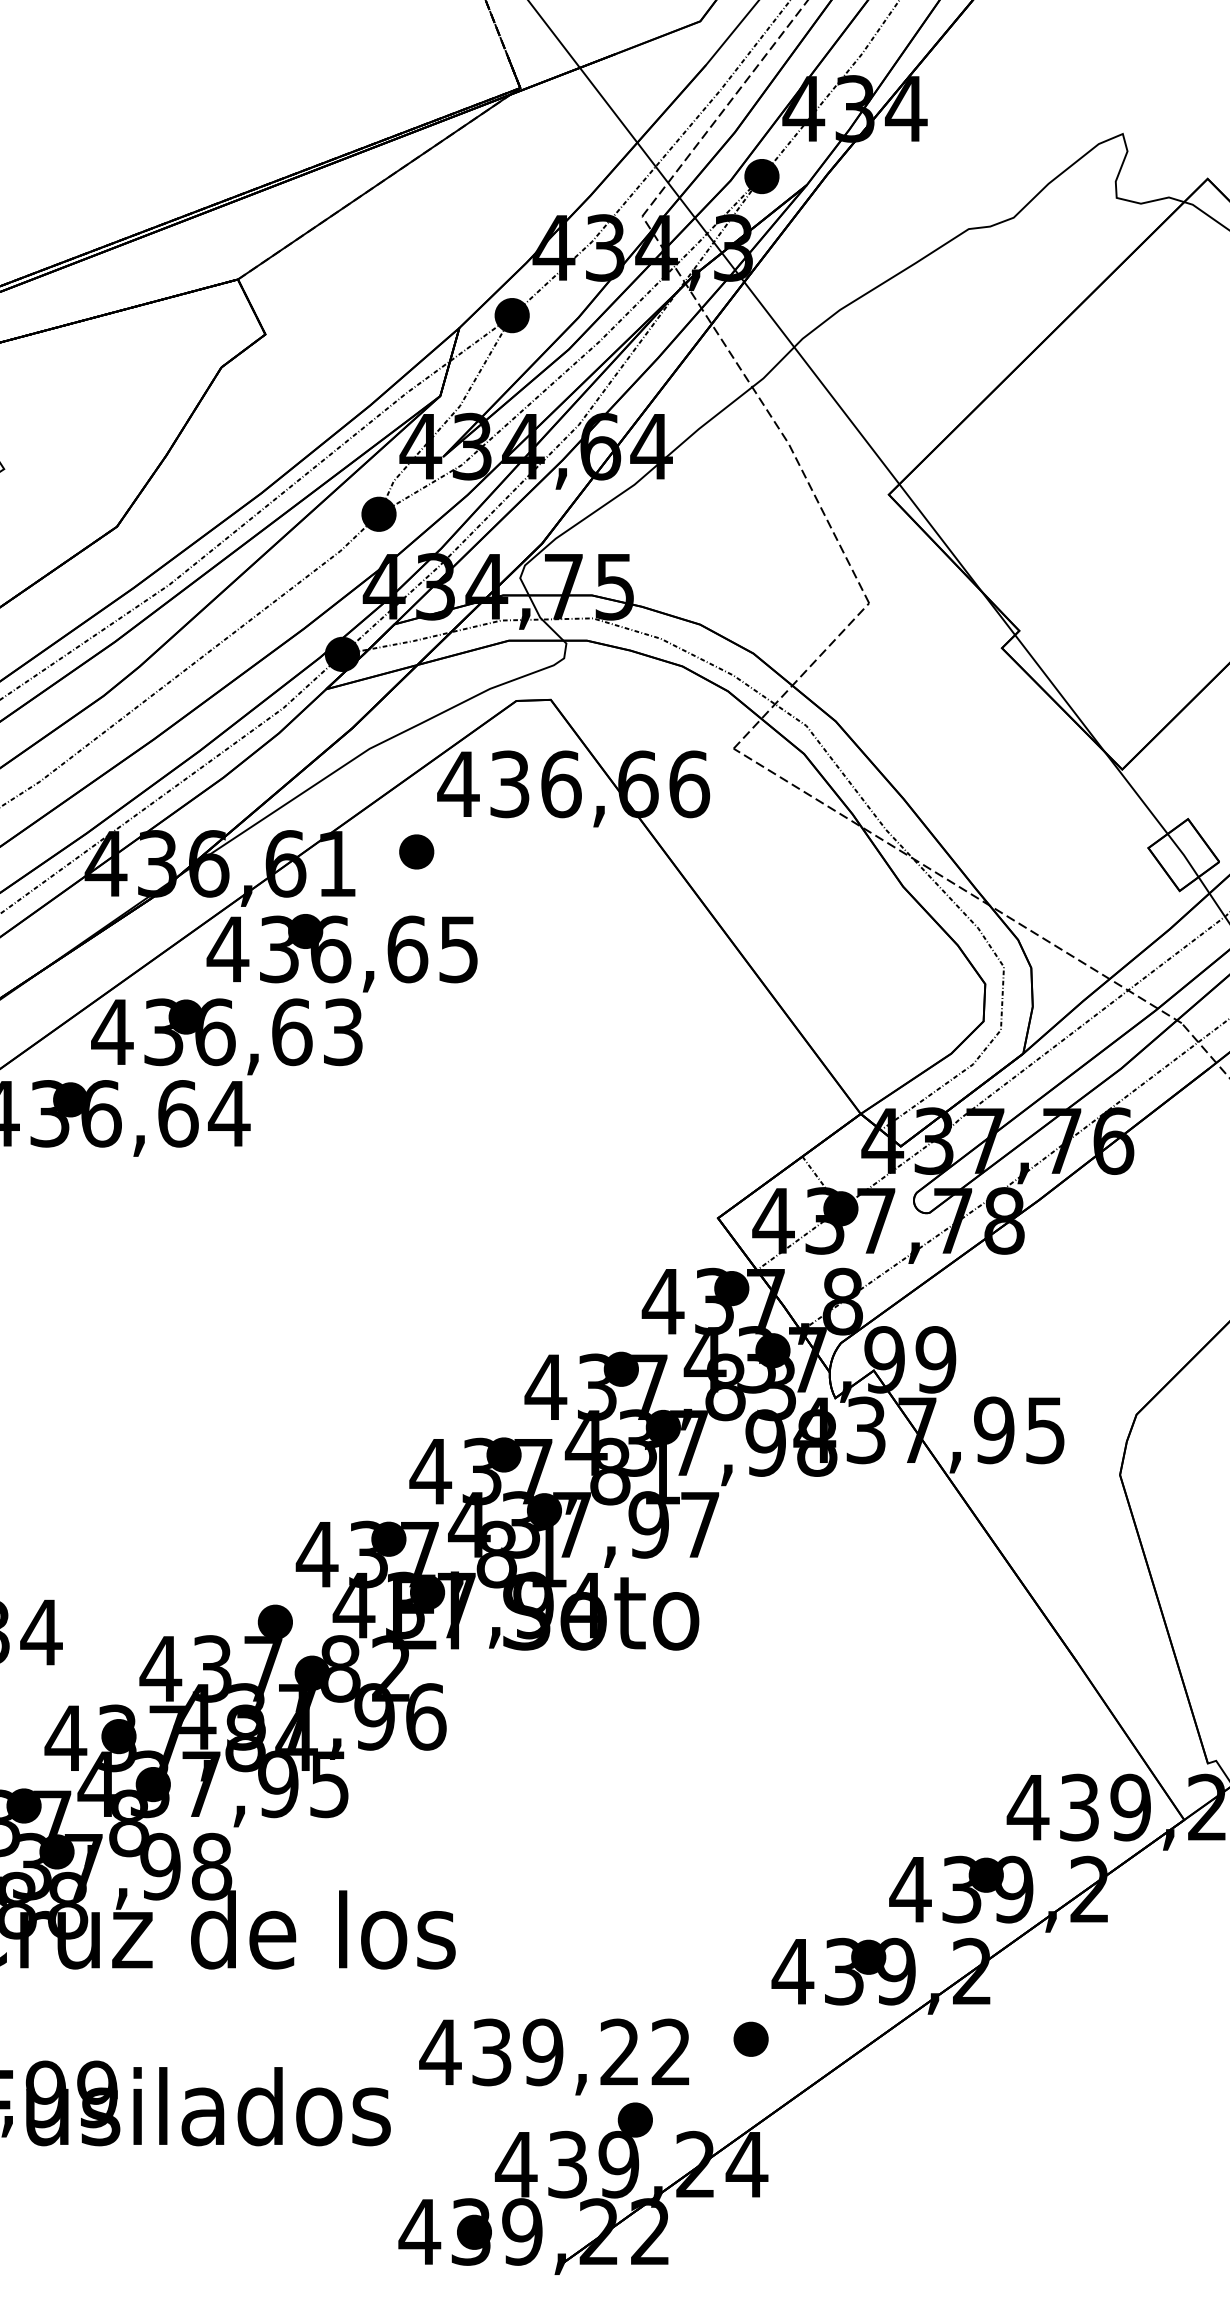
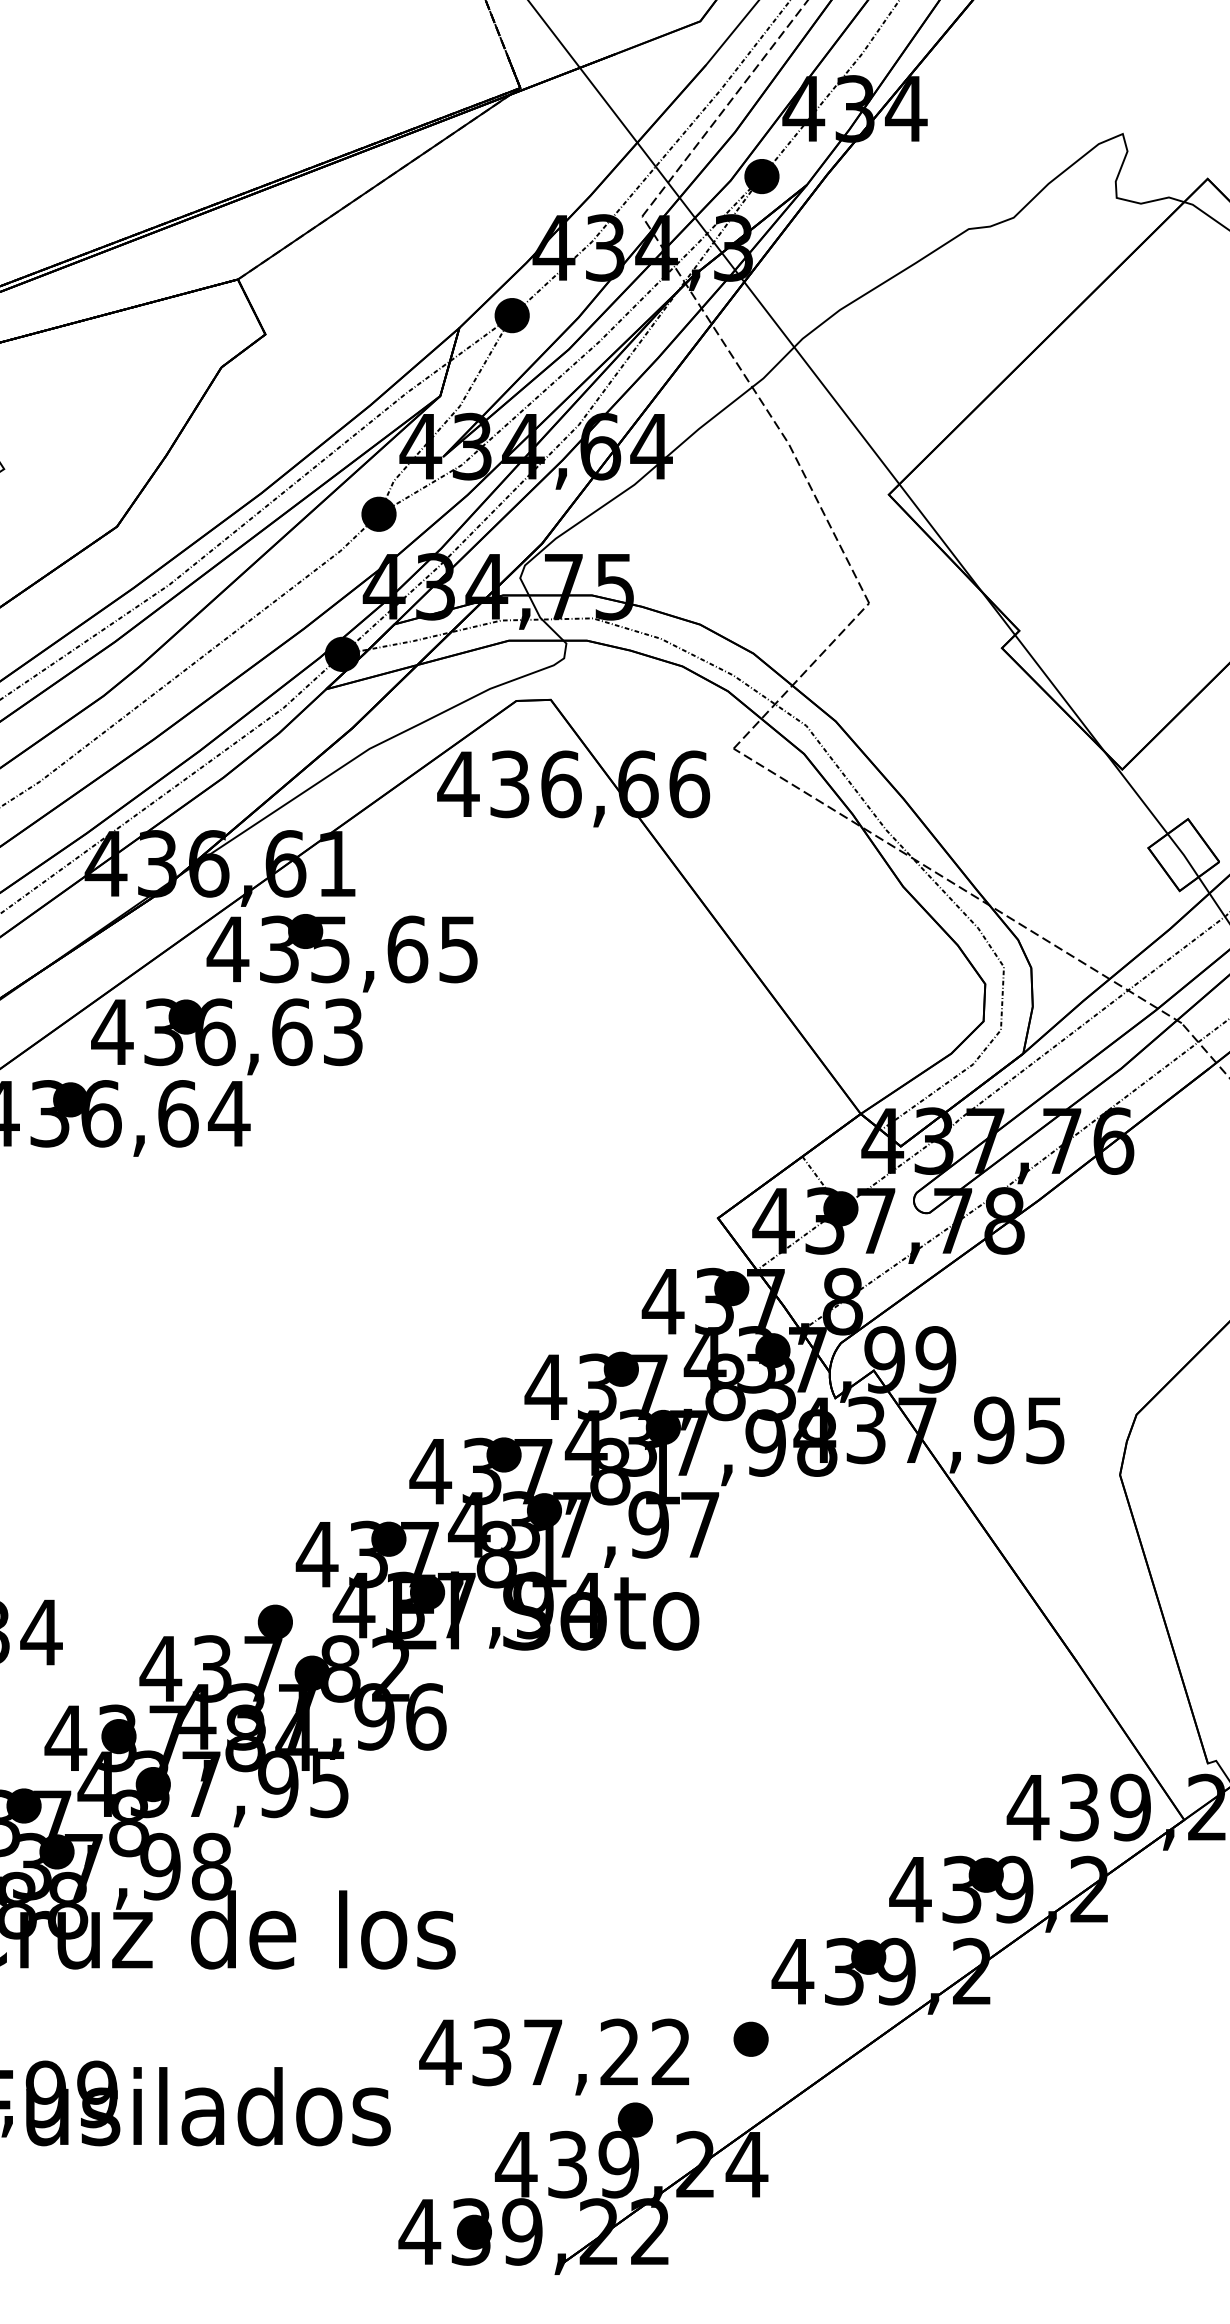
part: present -> none (416, 851)
text: 436,65 -> 435,65 (330, 949)
text: 439,22 -> 437,22 (542, 2052)
